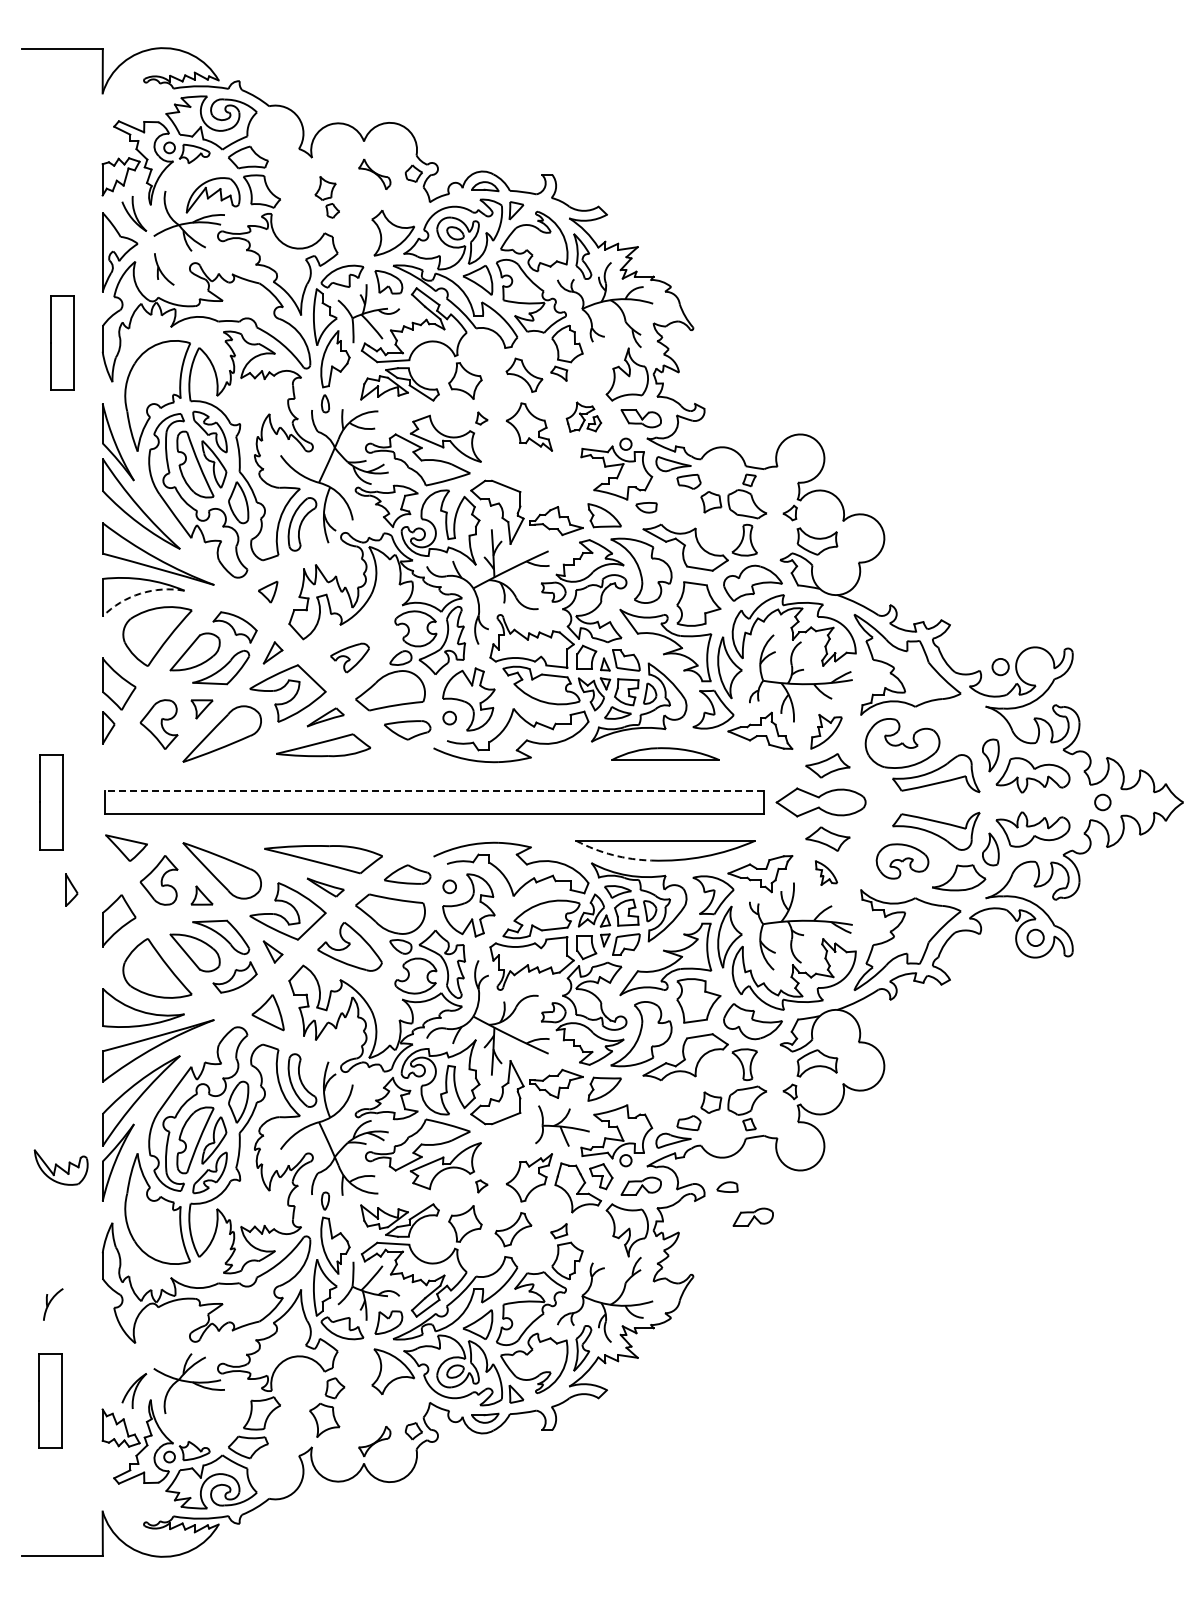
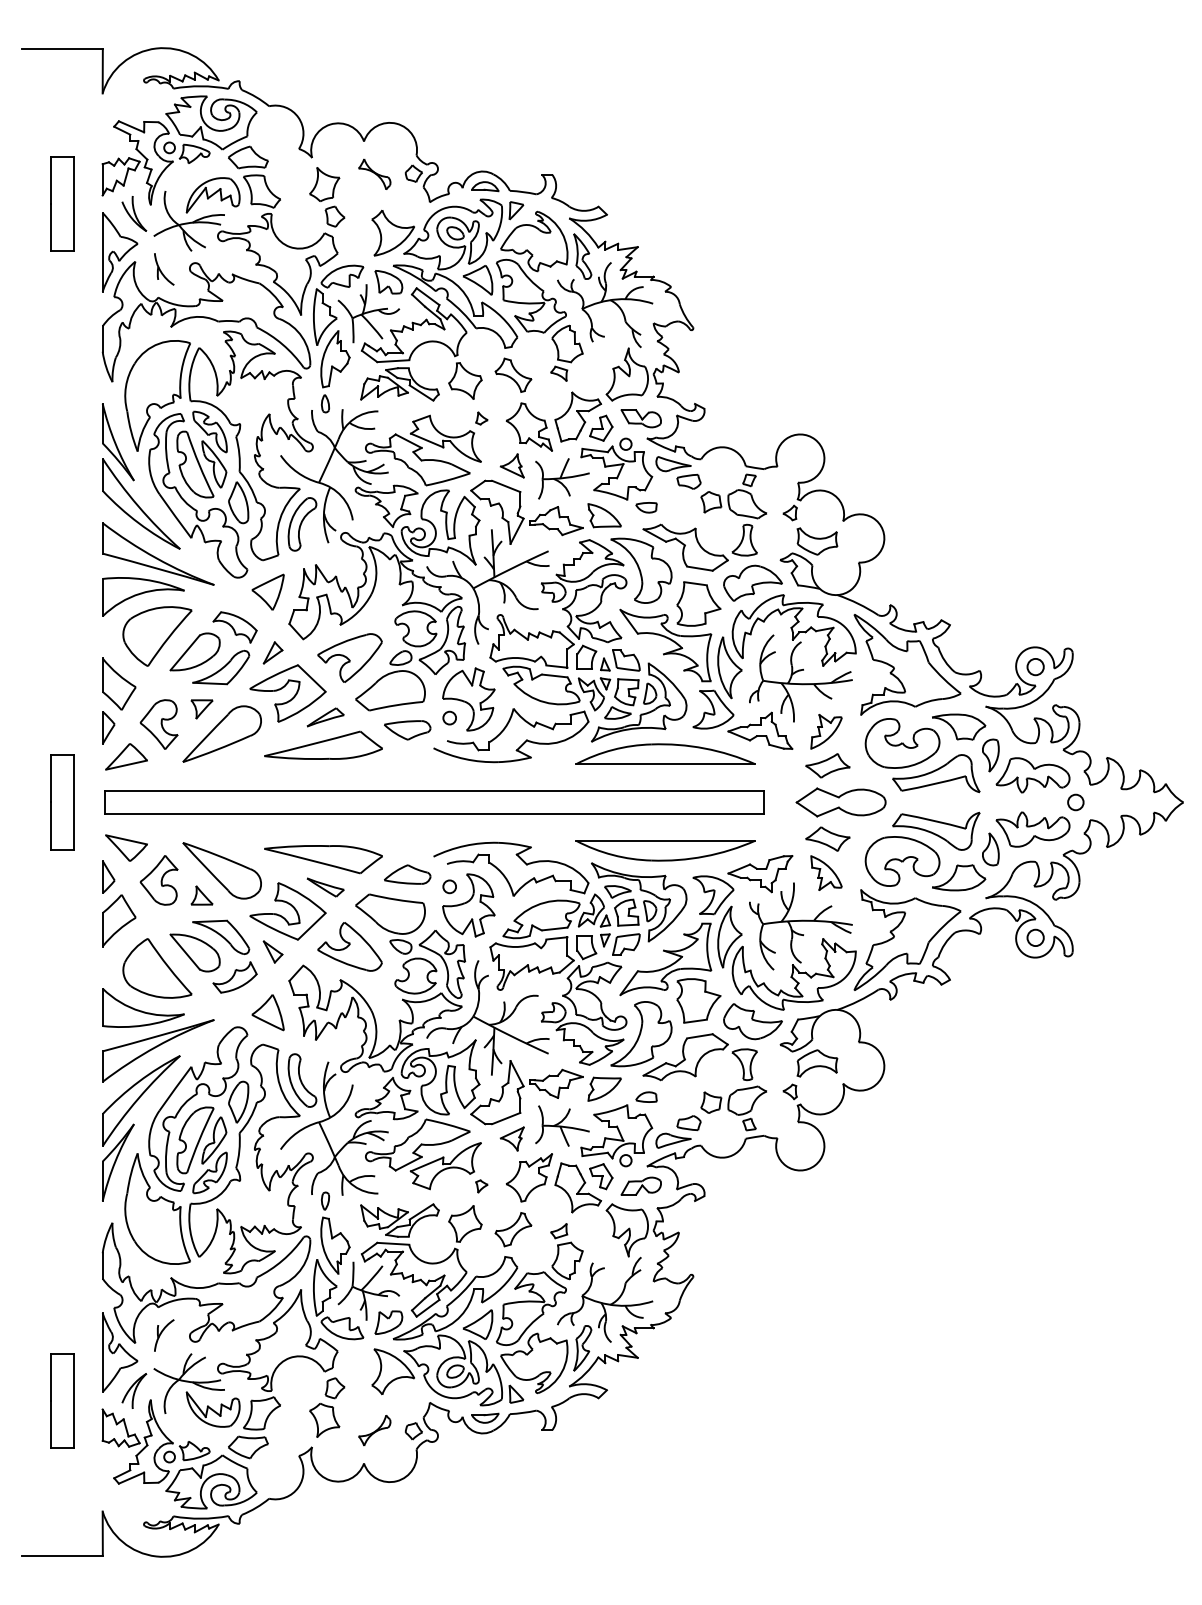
part size: 26x43 px -> 37x61 px (327, 197)
part position: (62, 342) -> (62, 203) (62, 203)
part position: (524, 374) -> (513, 374) (513, 374)
part size: 38x32 px -> 60x52 px (583, 416)
part: none -> present (511, 465)
part: none -> present (562, 478)
part size: 21x23 px -> 34x38 px (267, 591)
arc: dashed -> solid (140, 593)
part size: 40x32 px -> 66x50 px (349, 657)
circle position: (1000, 667) -> (1035, 667) (1035, 667)
part: none -> present (959, 726)
part size: 96x25 px -> 119x30 px (323, 744)
part size: 109x14 px -> 181x22 px (665, 753)
part: none -> present (126, 756)
line: dashed -> solid (434, 790)
part position: (51, 802) -> (62, 802) (62, 802)
part position: (820, 802) -> (840, 802) (840, 802)
circle position: (1102, 802) -> (1075, 802) (1075, 802)
arc: dashed -> solid (612, 855)
part size: 55x37 px -> 77x51 px (902, 861)
part size: 24x26 px -> 33x36 px (826, 872)
part position: (71, 889) -> (108, 876) (108, 876)
part: none -> present (511, 1138)
part position: (60, 1167) -> (212, 1409) (212, 1409)
part position: (727, 1186) -> (646, 1096) (646, 1096)
part: present -> none (752, 1216)
part position: (53, 1304) -> (164, 1335) (164, 1335)
part: none -> present (120, 1352)
part position: (50, 1400) -> (62, 1400) (62, 1400)
part position: (374, 1441) -> (374, 1430) (374, 1430)
